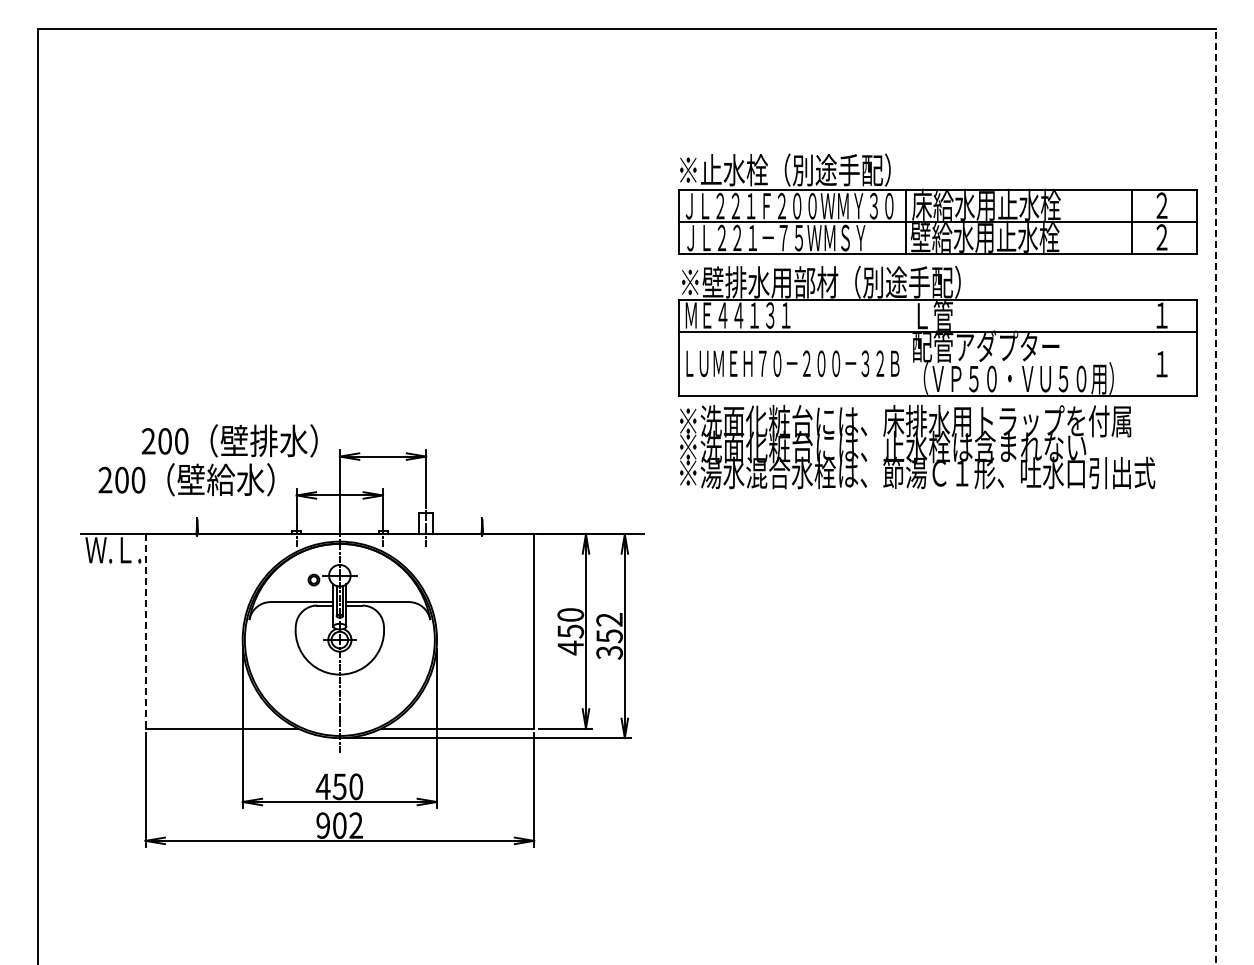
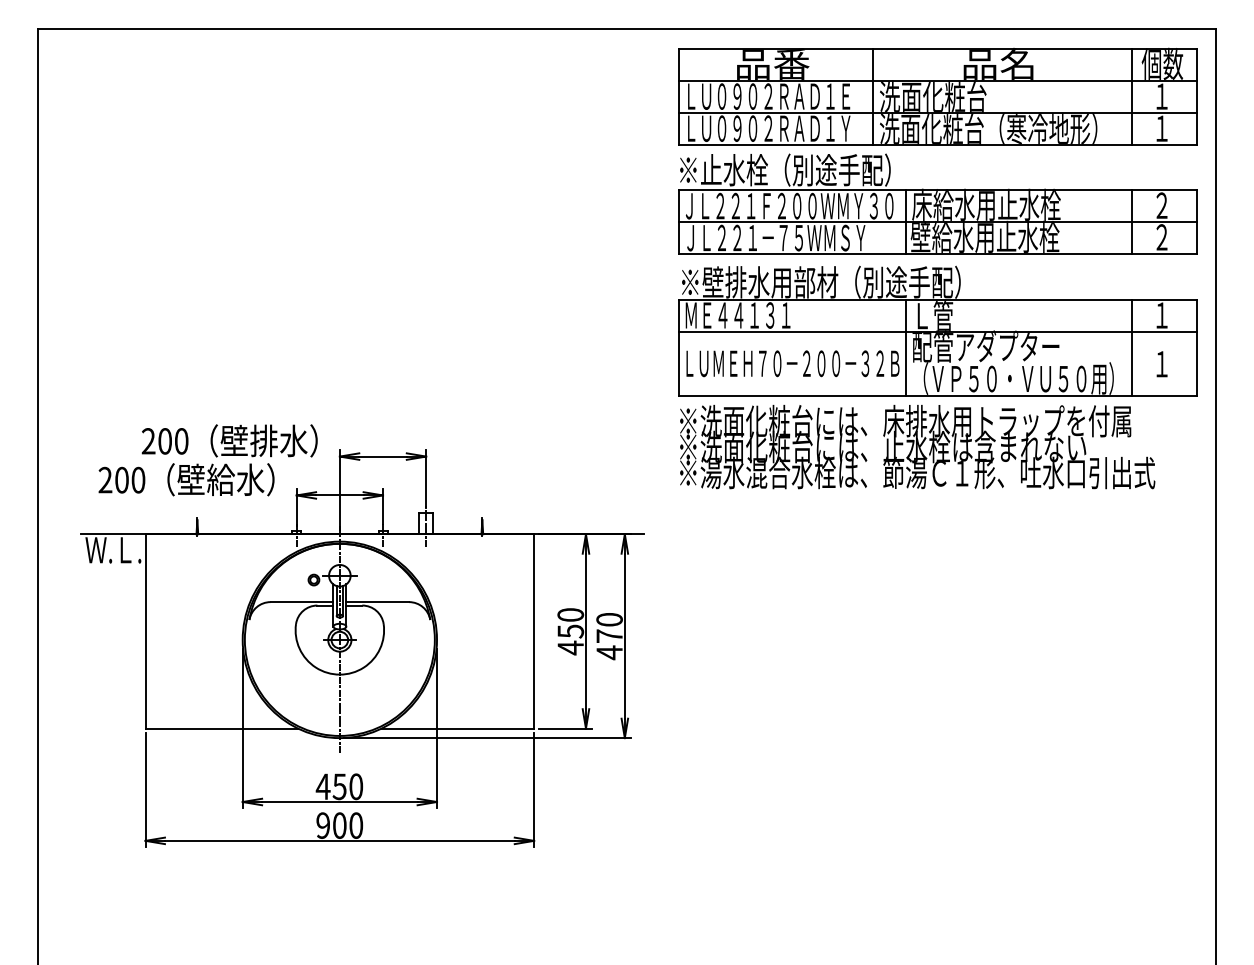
part: none -> present (937, 96)
line: none -> present (905, 347)
line: none -> present (1132, 347)
line: dashed -> solid (1216, 496)
line: dashed -> solid (145, 631)
text: 352 -> 470 (609, 636)
text: 902 -> 900 (356, 825)
